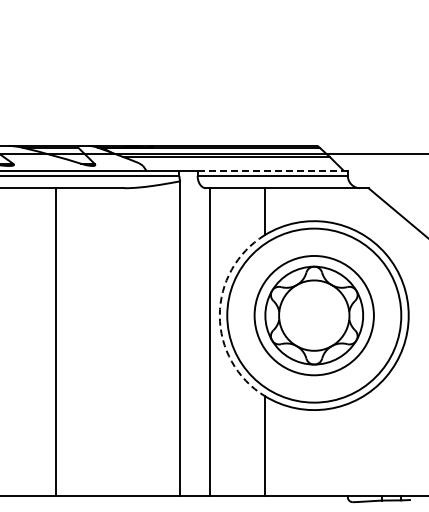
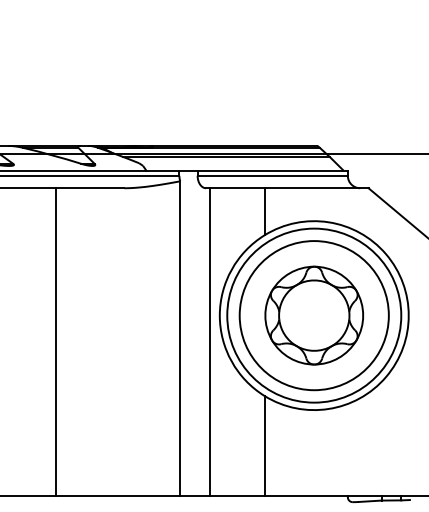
line: dashed -> solid (272, 170)
arc: dashed -> solid (219, 315)
circle diameter: 119 px -> 149 px (313, 315)
